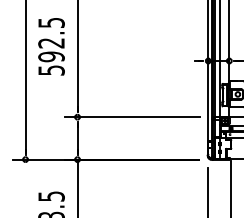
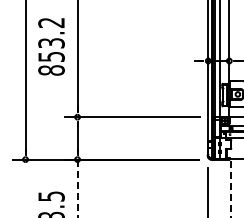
text: 592.5 -> 853.2 (51, 46)
line: solid -> dashed (77, 188)
line: solid -> dashed (231, 189)
